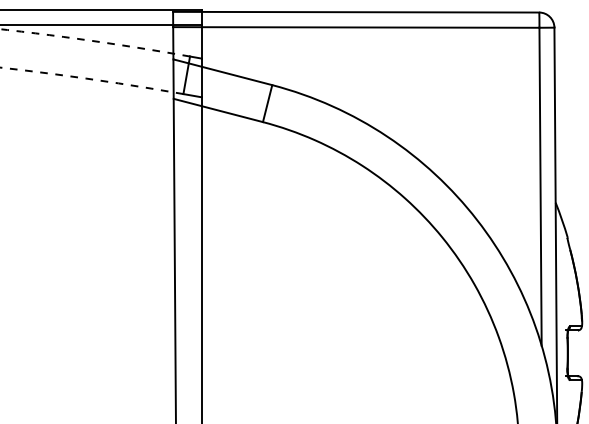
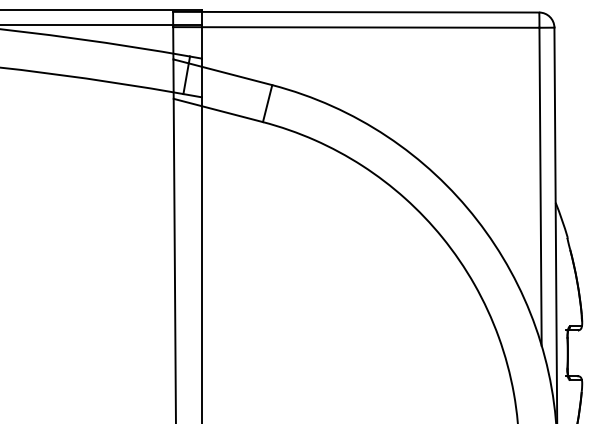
arc: dashed -> solid (94, 41)
arc: dashed -> solid (91, 79)
